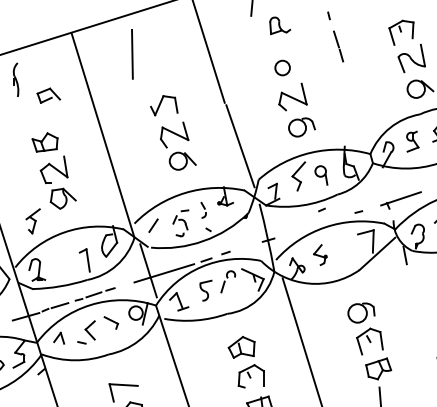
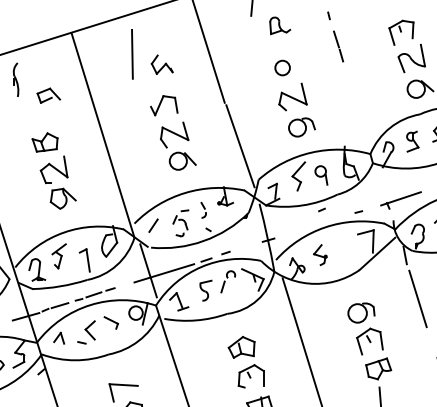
part: none -> present (161, 64)
part position: (32, 221) -> (58, 256) (58, 256)
line: none -> present (417, 298)
